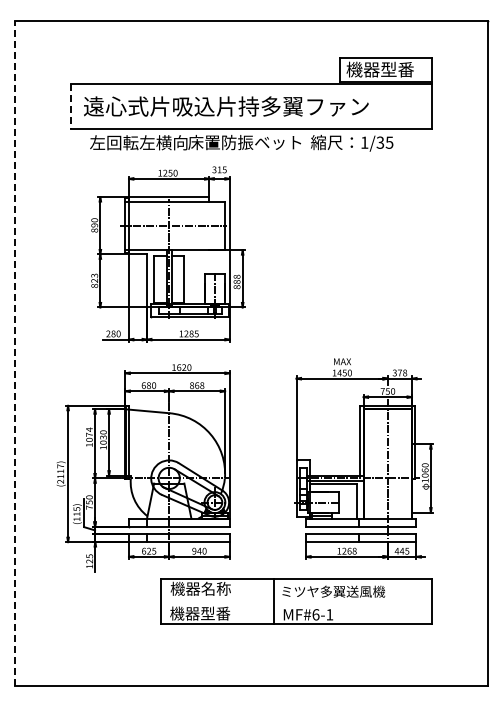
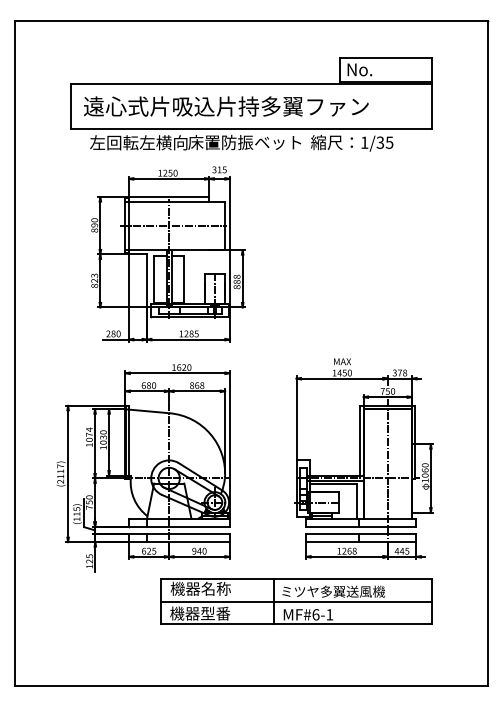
text: 機器型番 -> No. (379, 69)
line: dashed -> solid (71, 106)
line: dashed -> solid (14, 353)
line: none -> present (296, 601)
